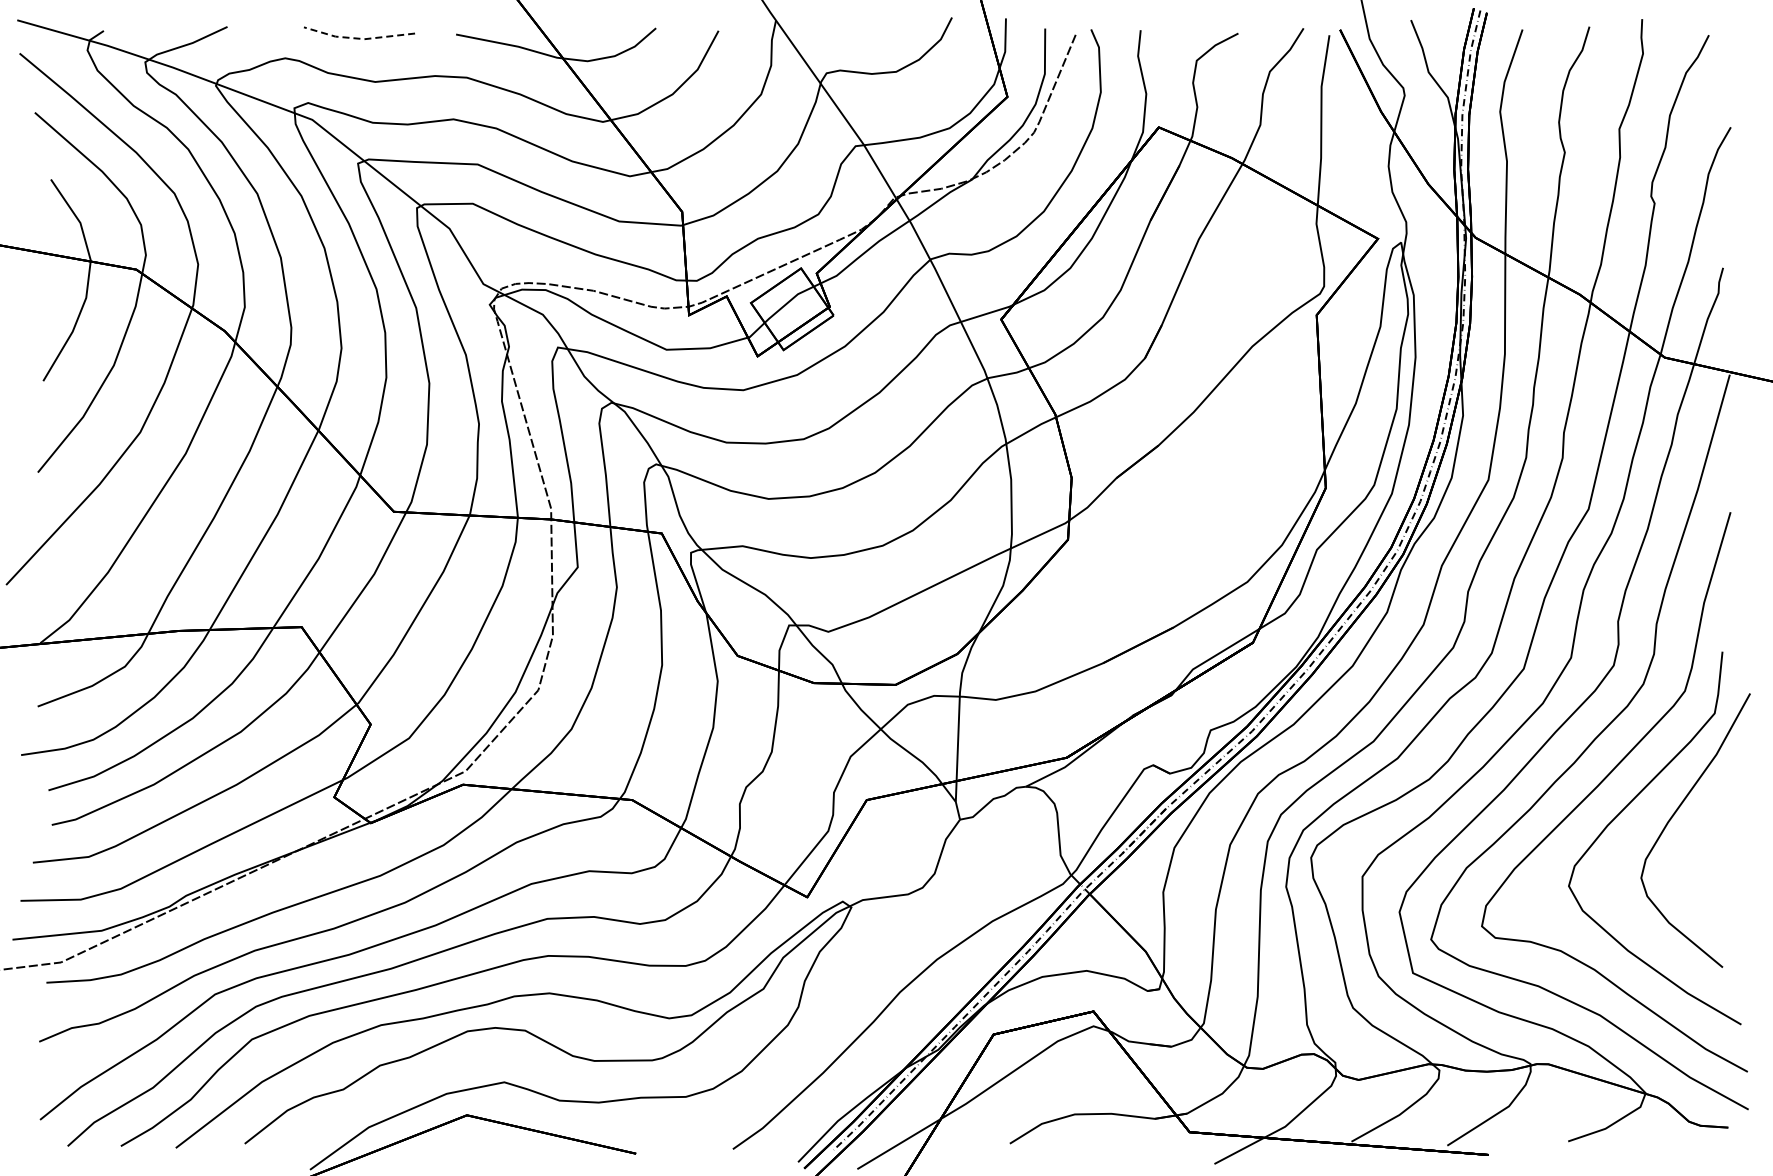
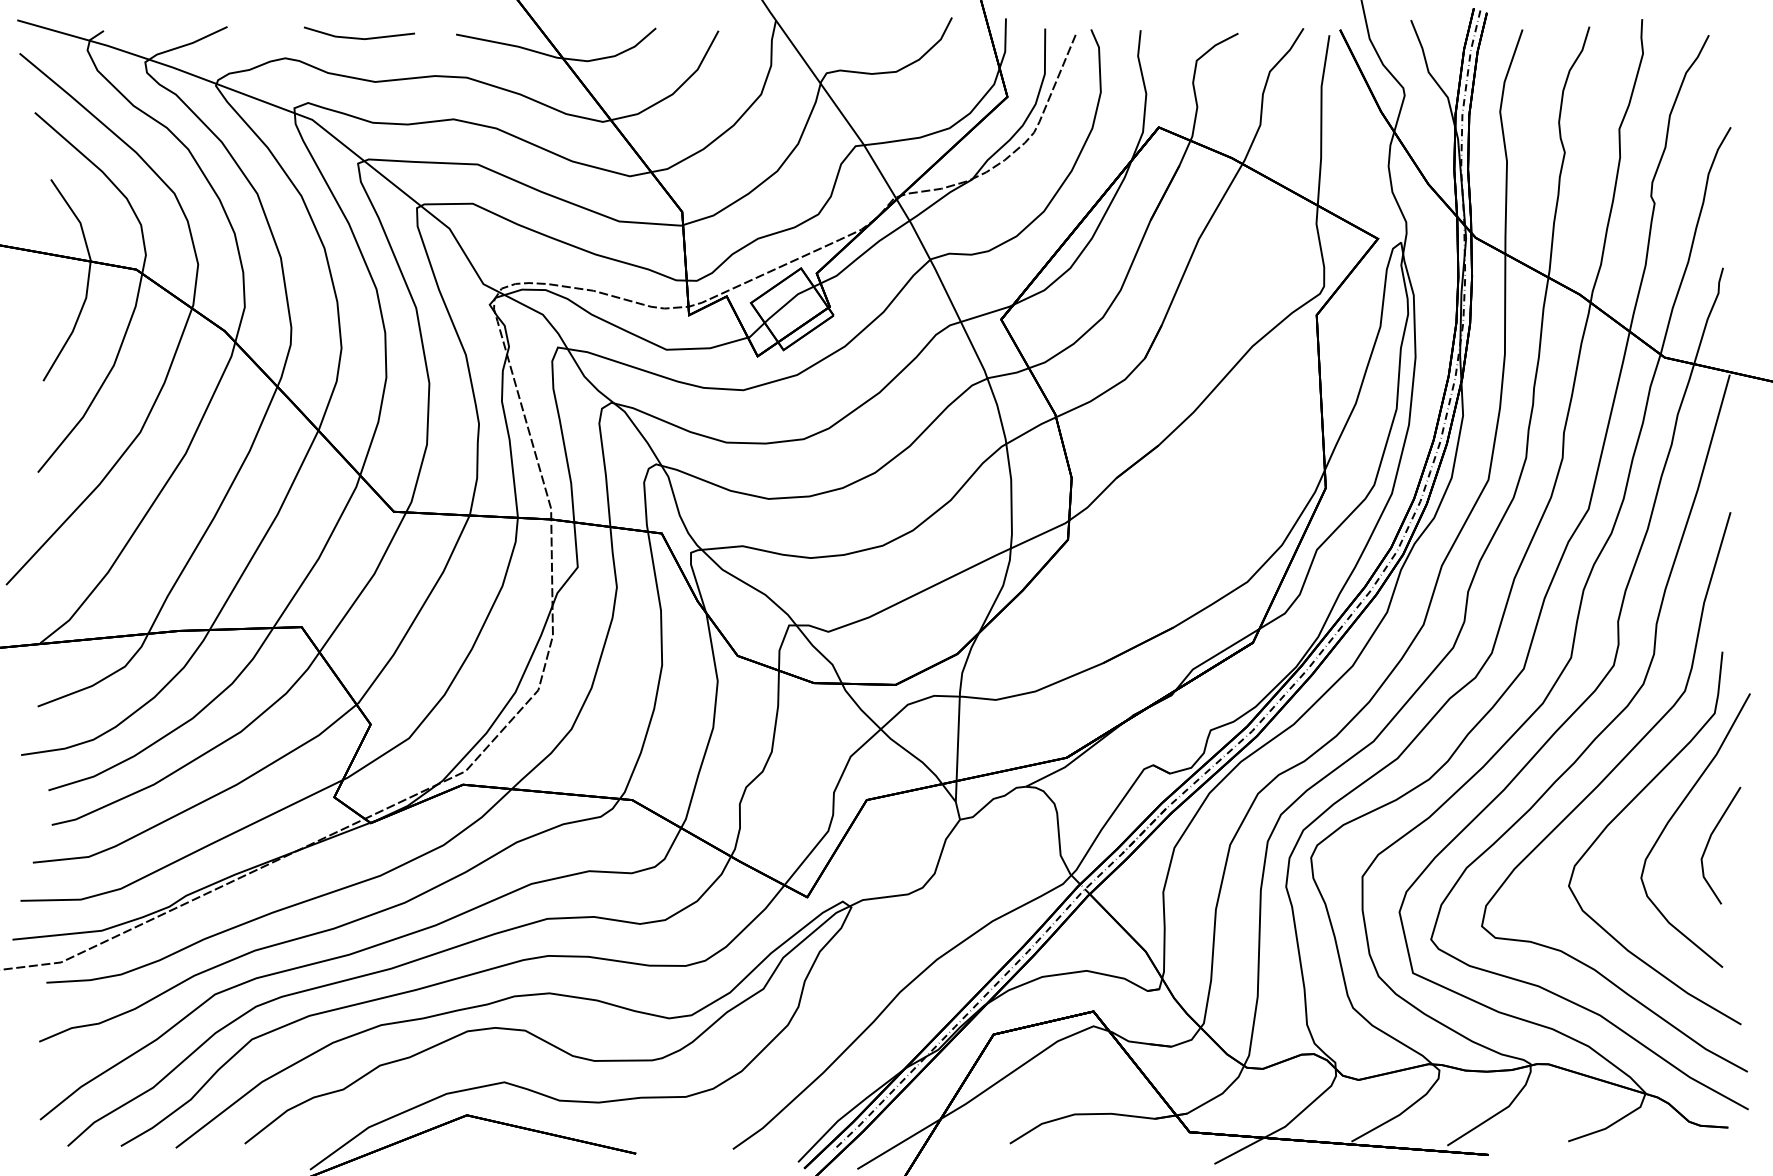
line: dashed -> solid (358, 38)
line: none -> present (1709, 842)
